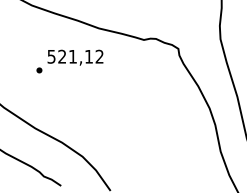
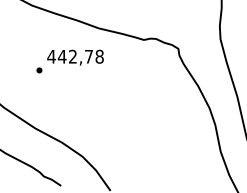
text: 521,12 -> 442,78 (75, 56)
